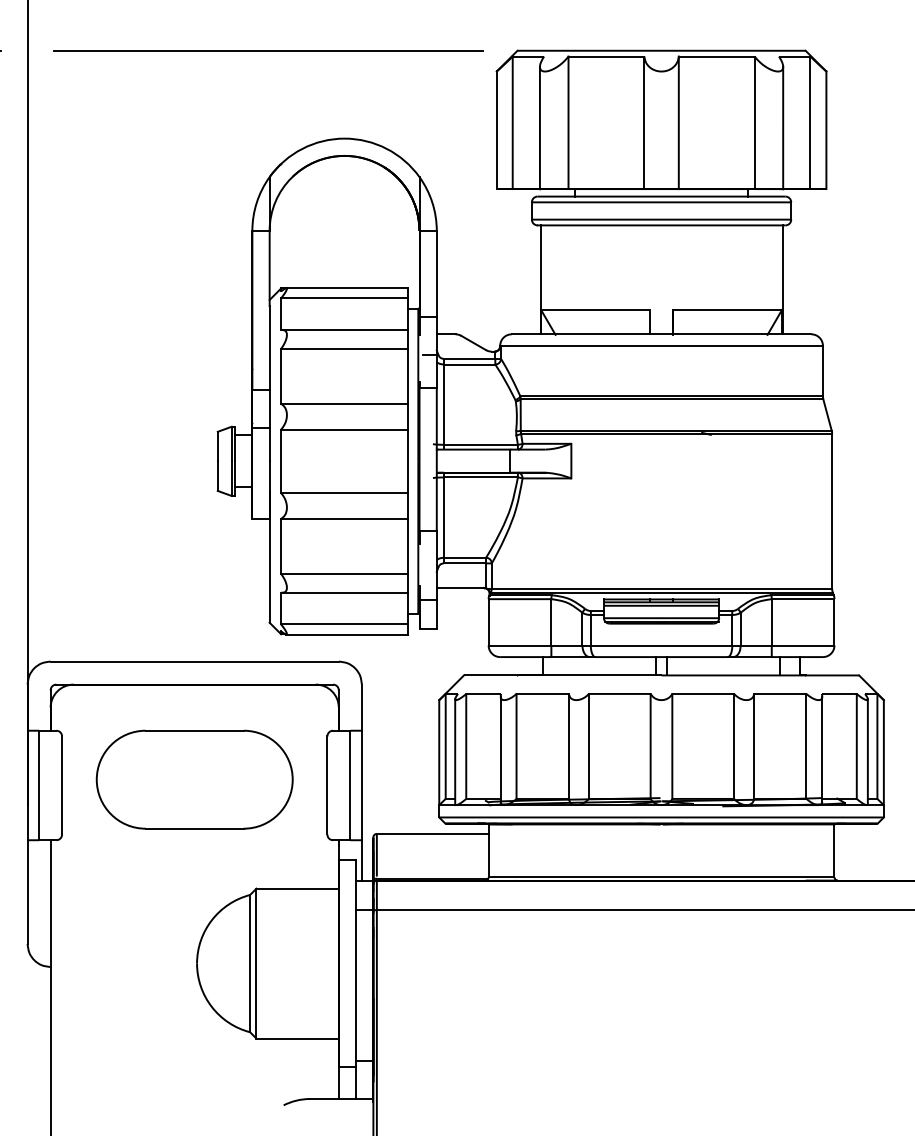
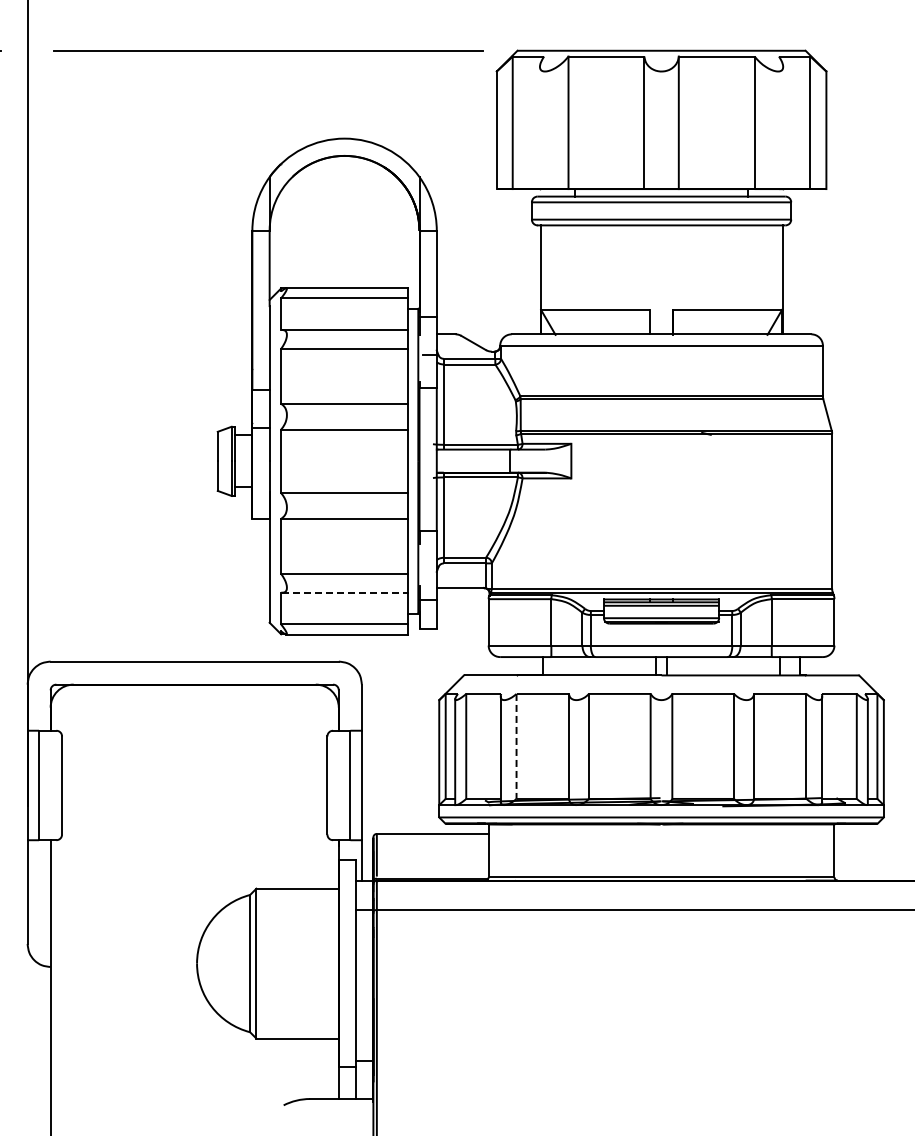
line: present -> none (539, 127)
line: present -> none (783, 127)
line: solid -> dashed (345, 592)
line: solid -> dashed (516, 746)
part: present -> none (194, 779)
